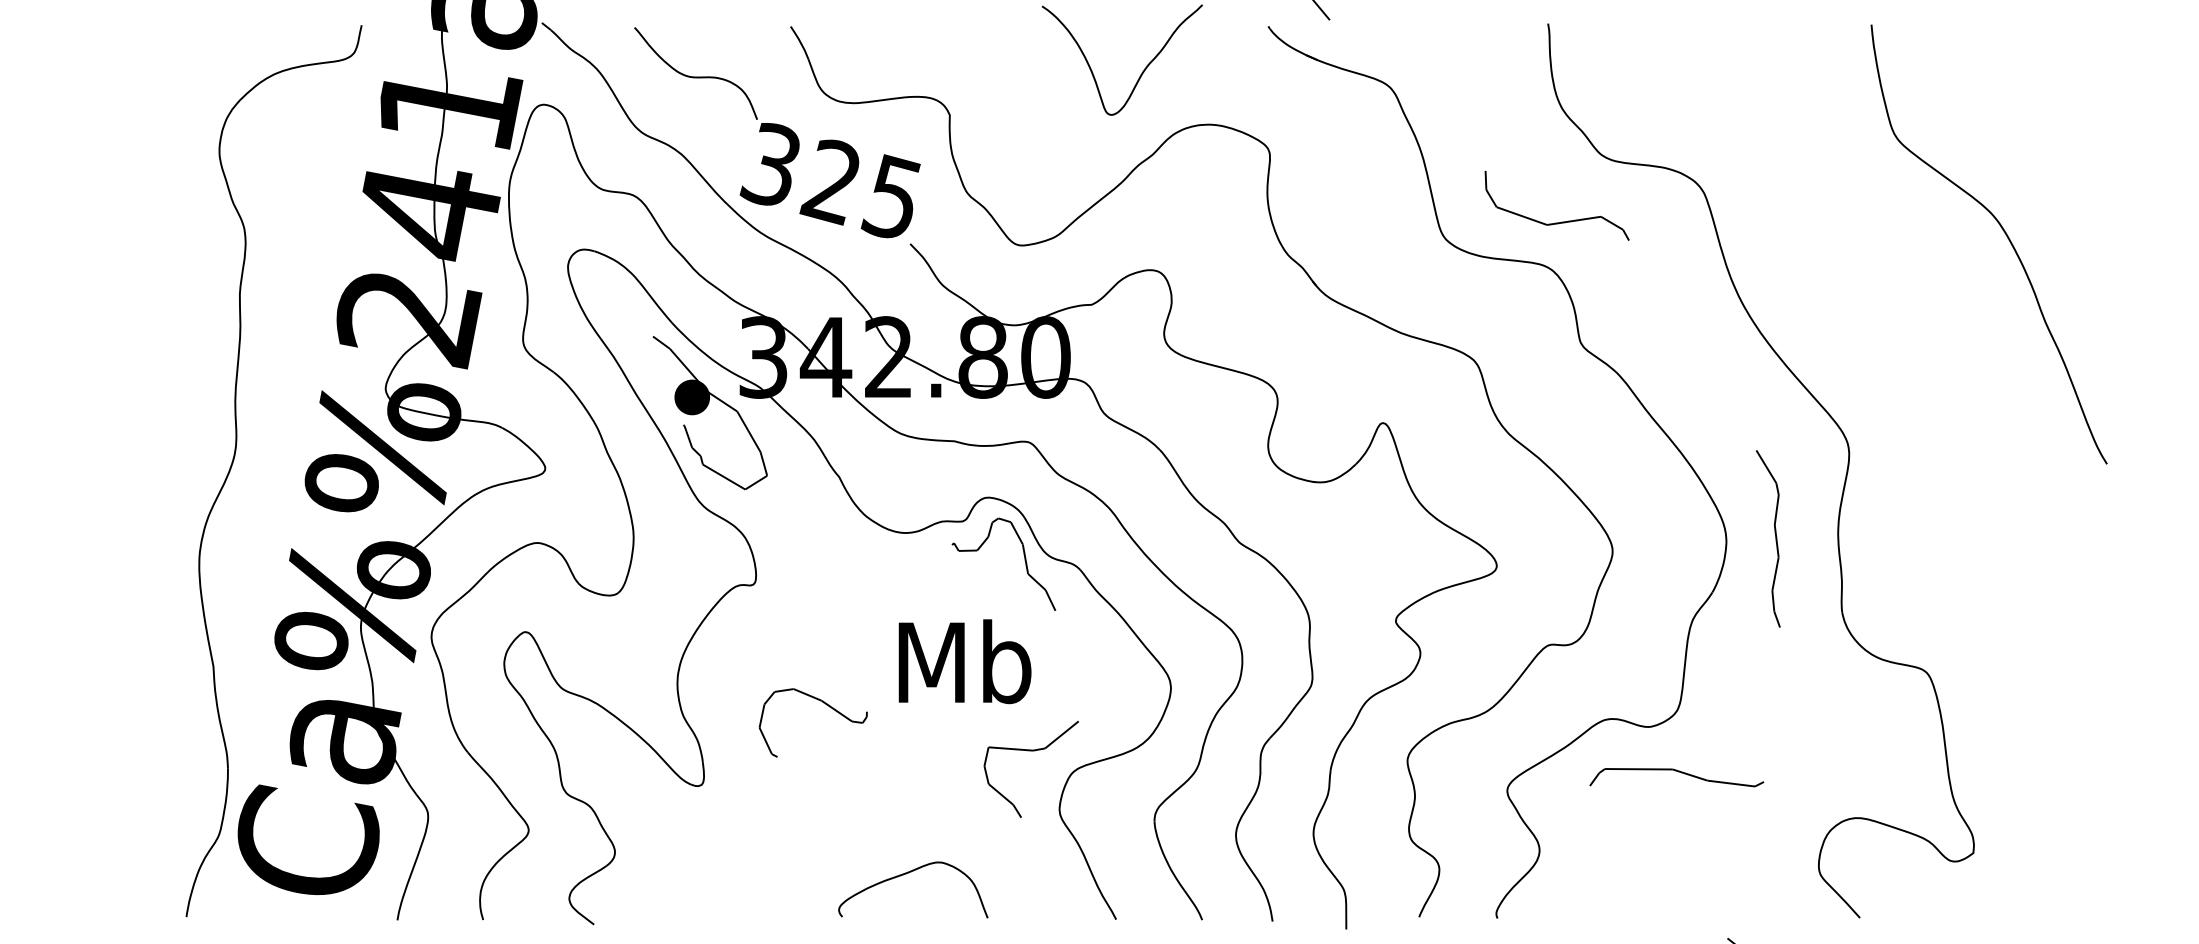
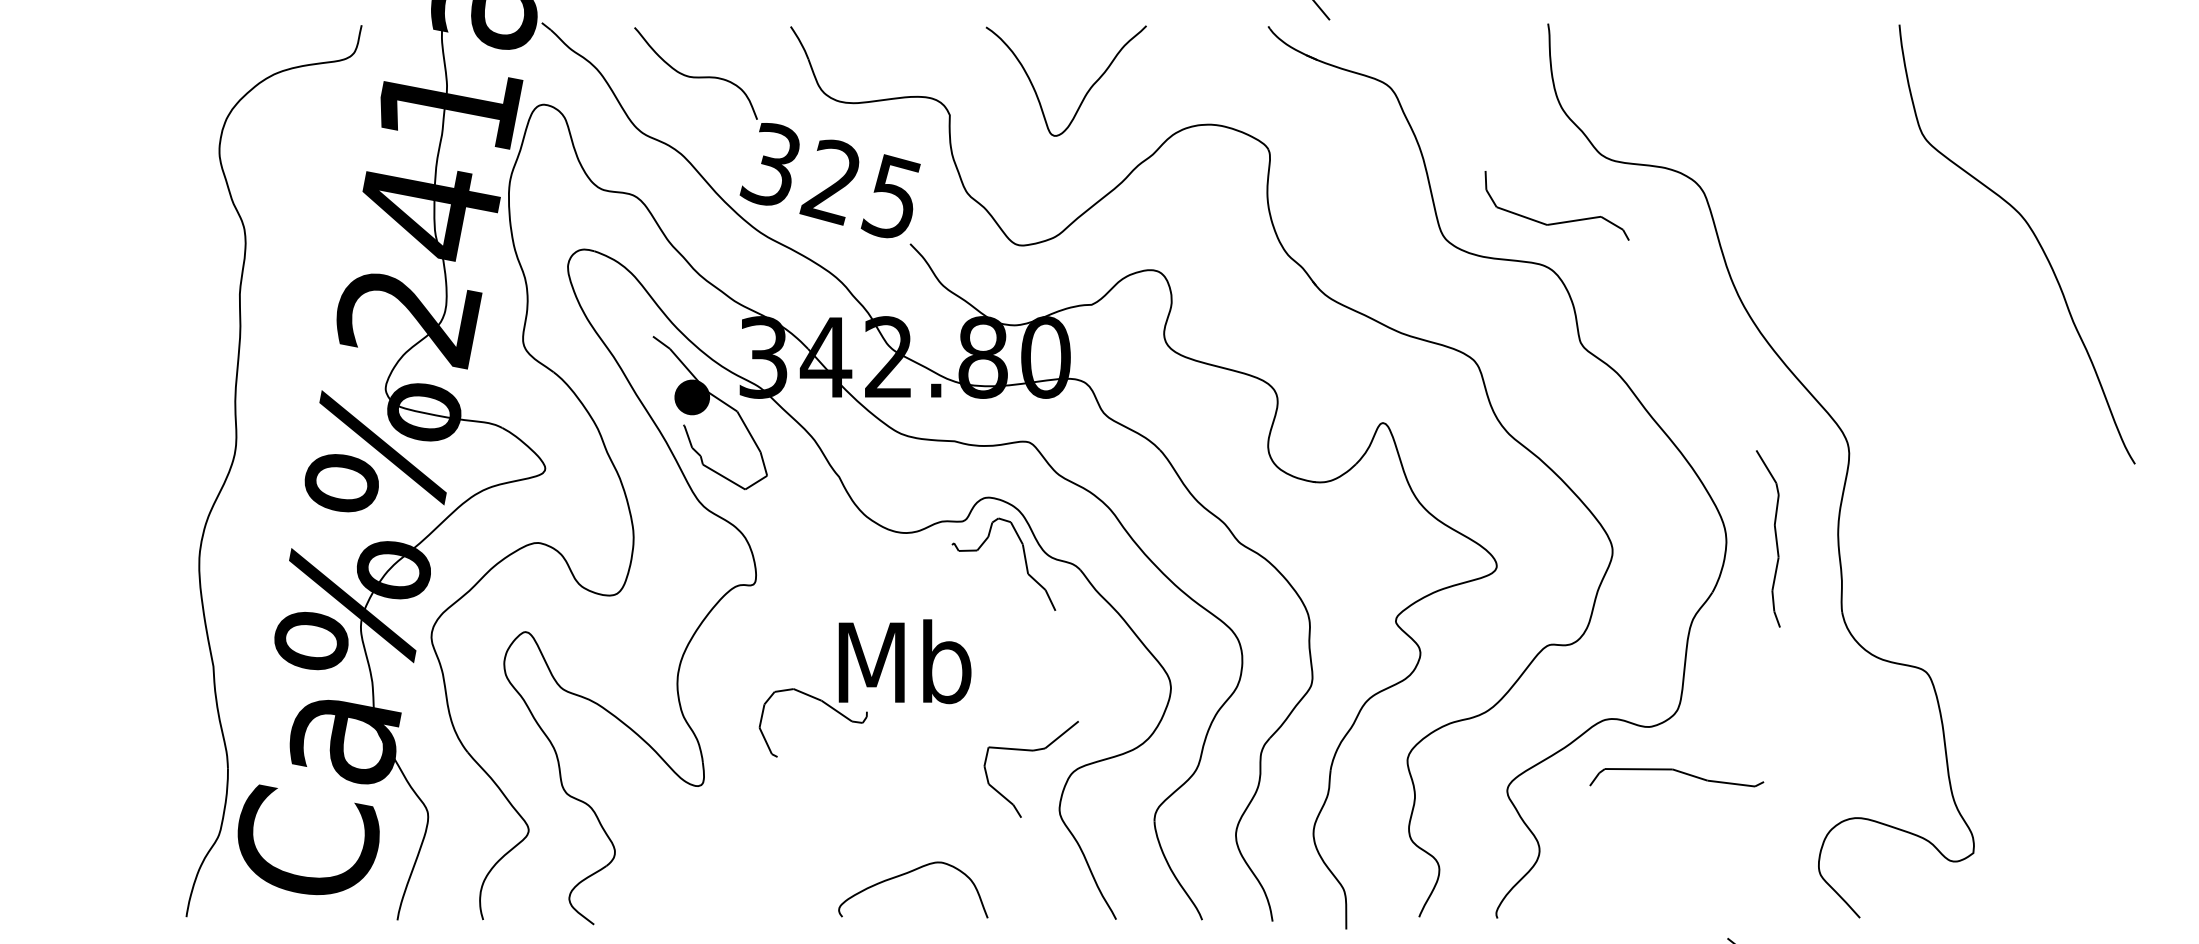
curve position: (1141, 72) -> (1085, 93) (1085, 93)
curve position: (2004, 233) -> (2032, 233) (2032, 233)
text position: (964, 661) -> (904, 661) (904, 661)
